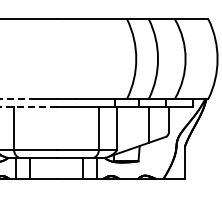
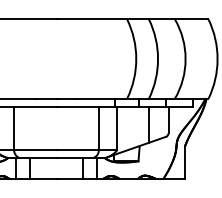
line: dashed -> solid (18, 99)
line: dashed -> solid (28, 106)
